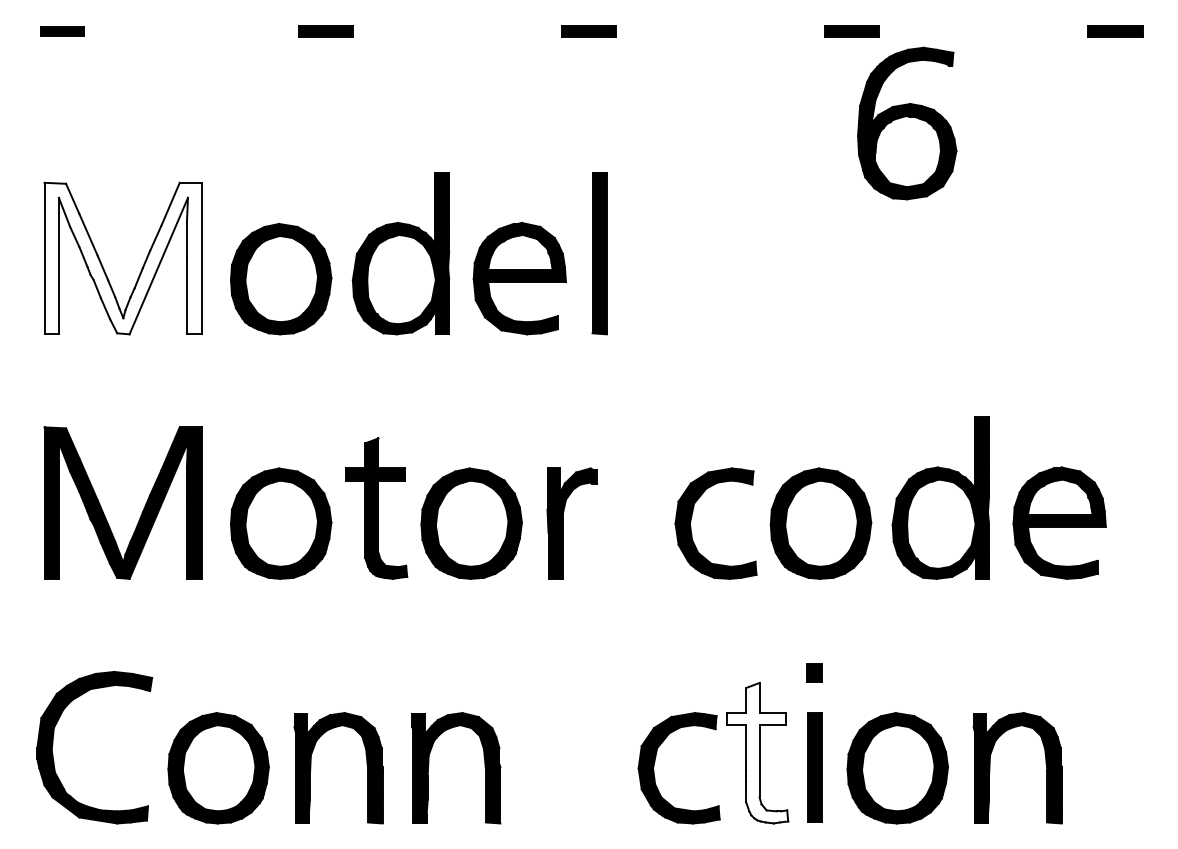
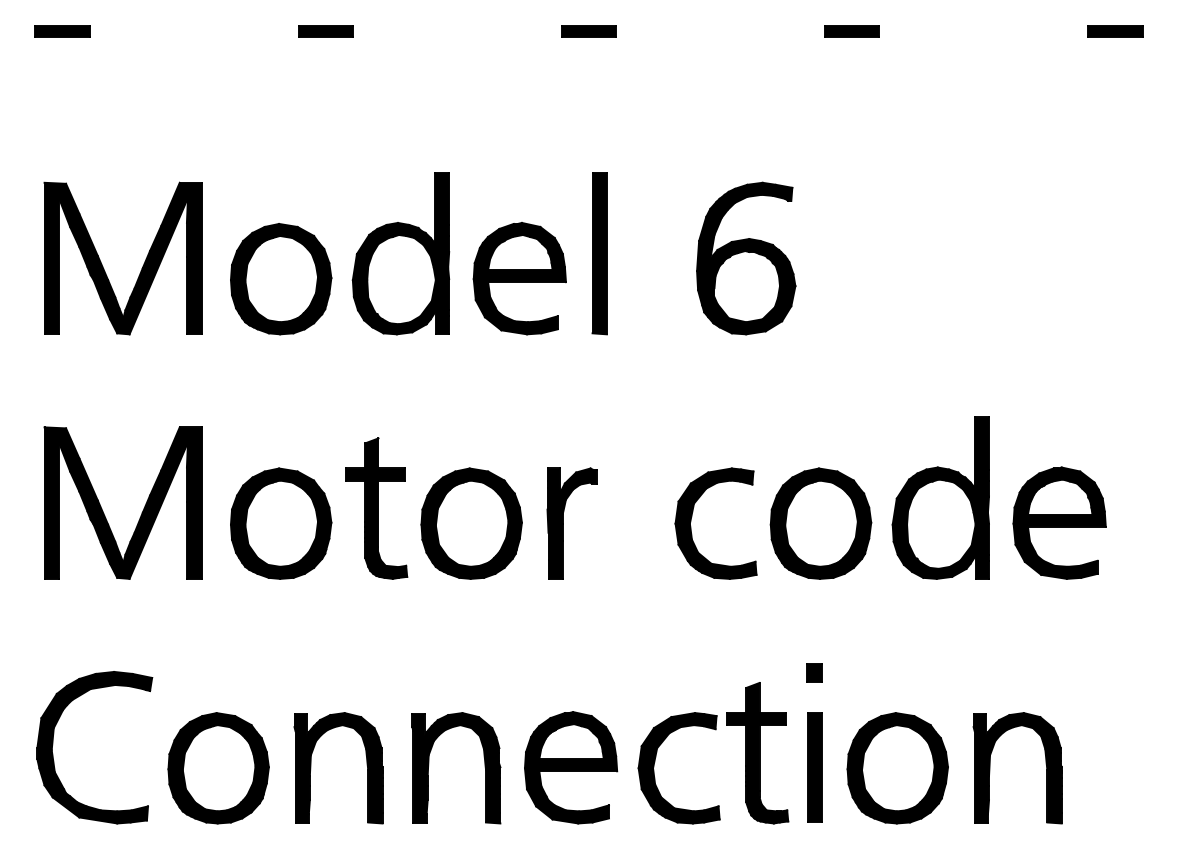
part size: 45x11 px -> 57x13 px (62, 31)
part position: (907, 123) -> (746, 258) (746, 258)
fill: none -> present (123, 258)
fill: none -> present (757, 752)
part: none -> present (571, 767)
